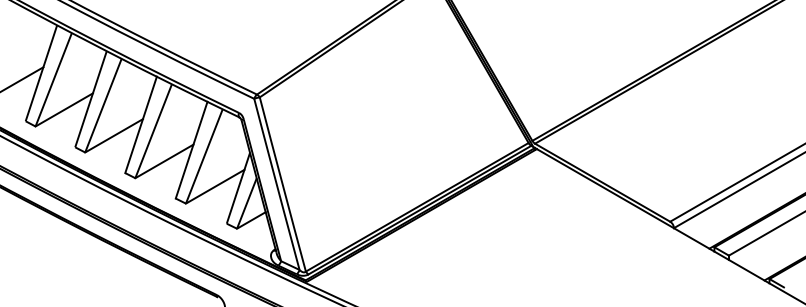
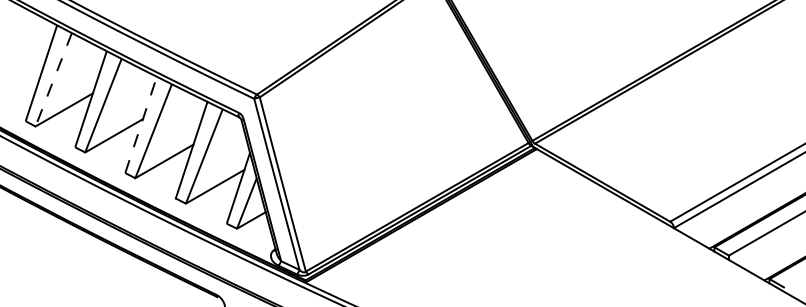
line: solid -> dashed (54, 78)
line: present -> none (22, 79)
line: solid -> dashed (141, 124)
